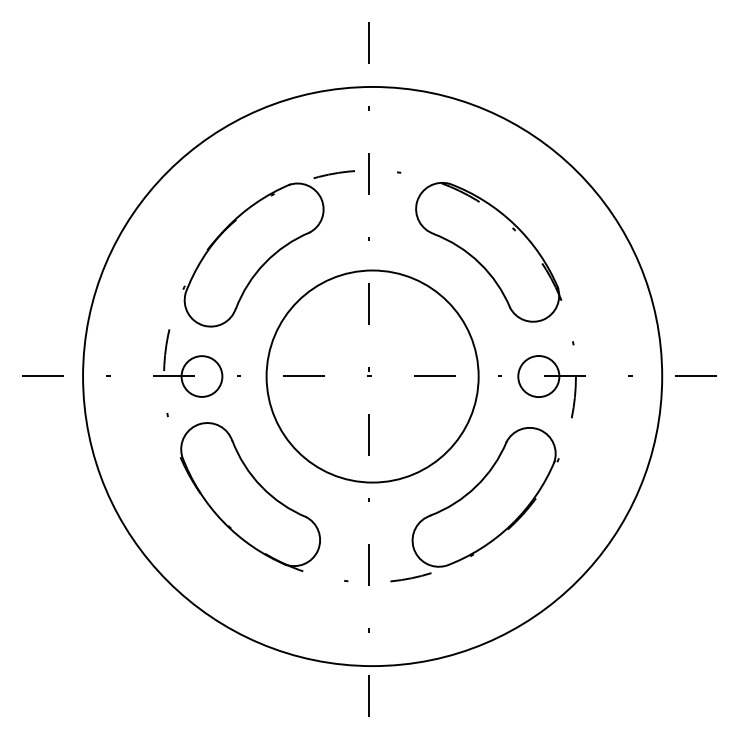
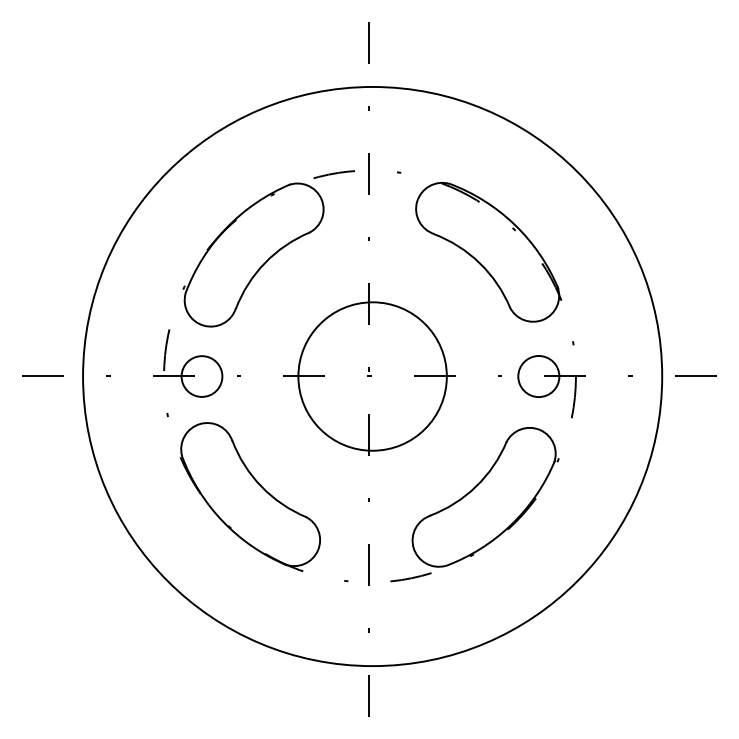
circle diameter: 212 px -> 148 px (372, 376)
